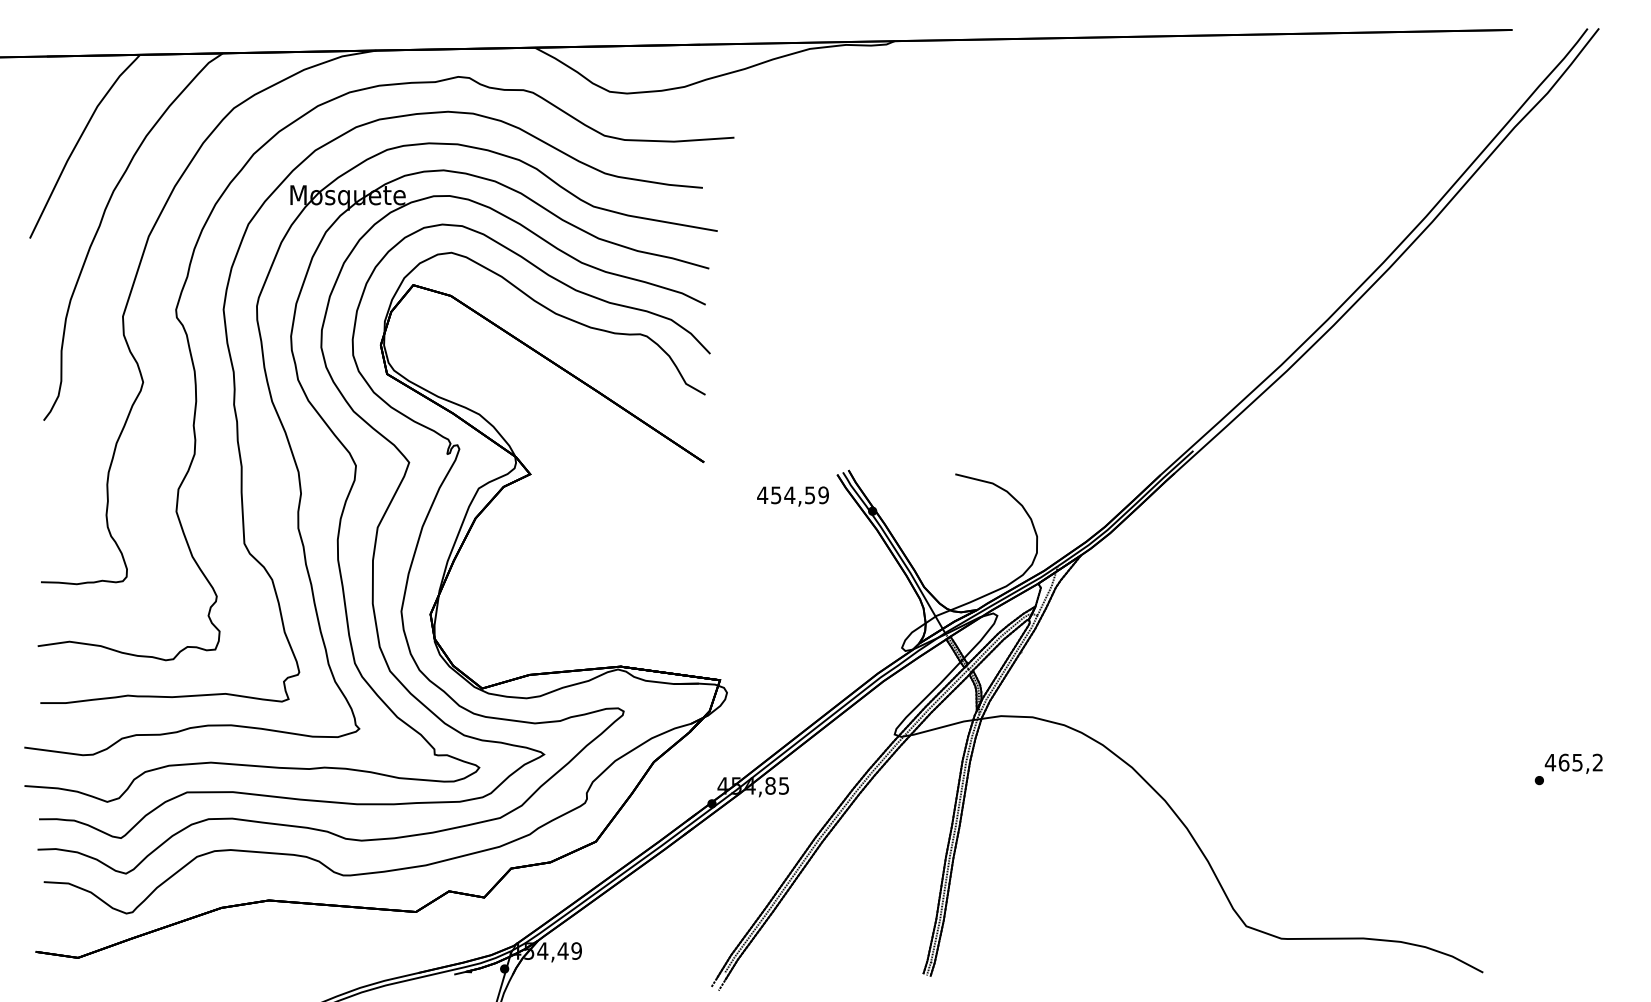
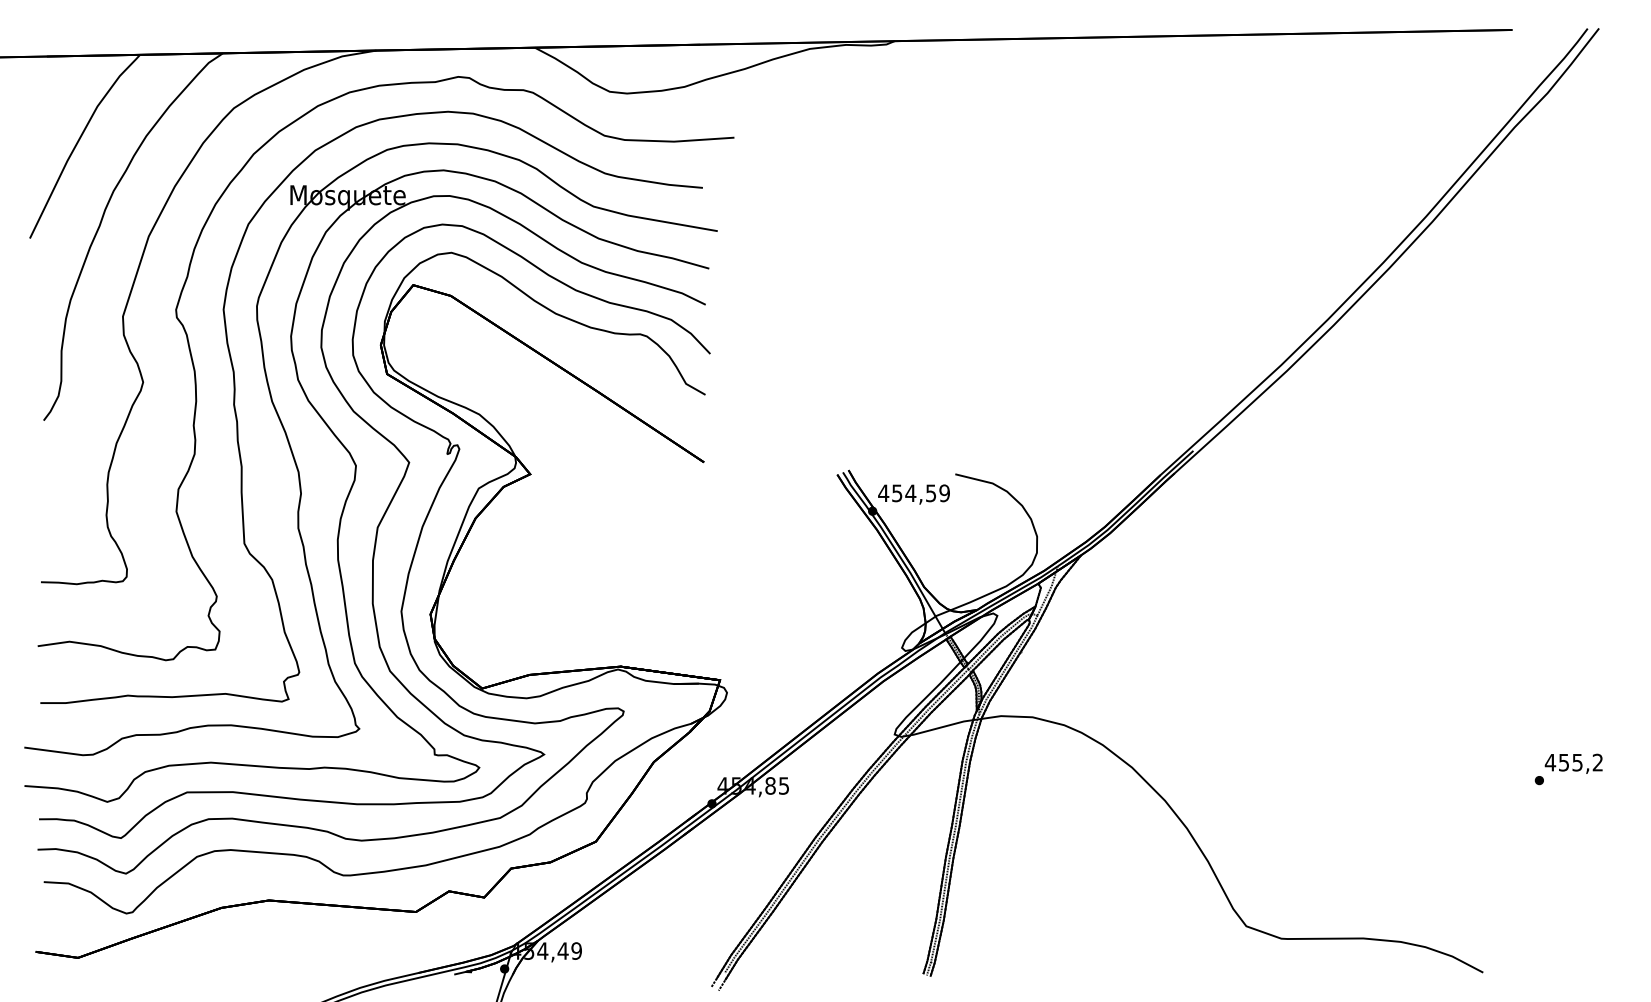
text position: (792, 496) -> (913, 494) (913, 494)
text: 465,2 -> 455,2 (1563, 762)
